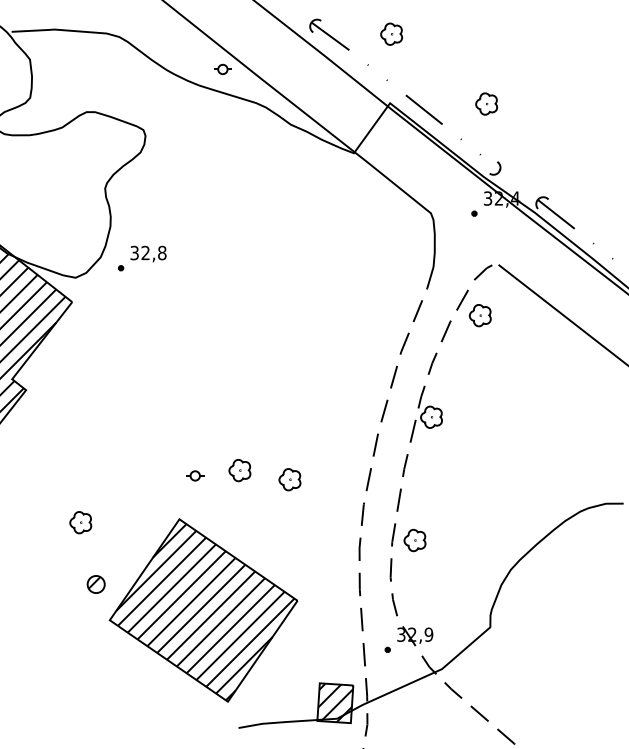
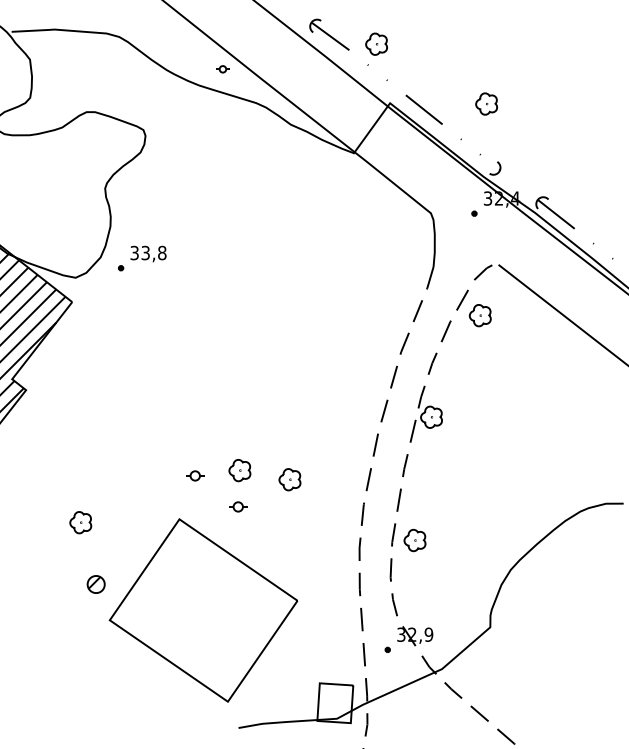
part position: (391, 33) -> (376, 43) (376, 43)
part size: 18x12 px -> 14x9 px (222, 69)
text: 32,8 -> 33,8 (145, 253)
part: none -> present (238, 506)
hatch: present -> none (205, 612)
hatch: present -> none (335, 702)
